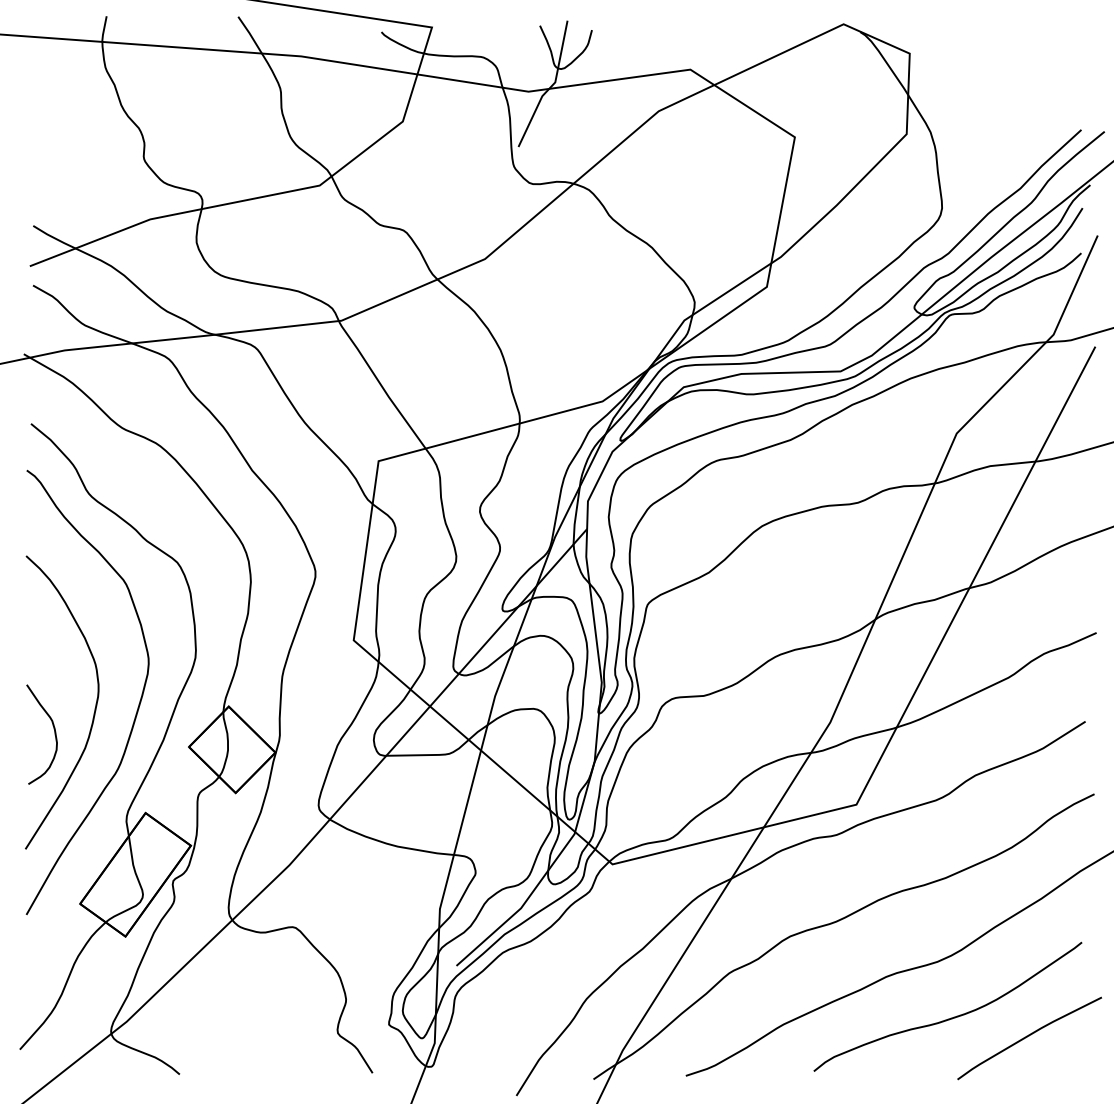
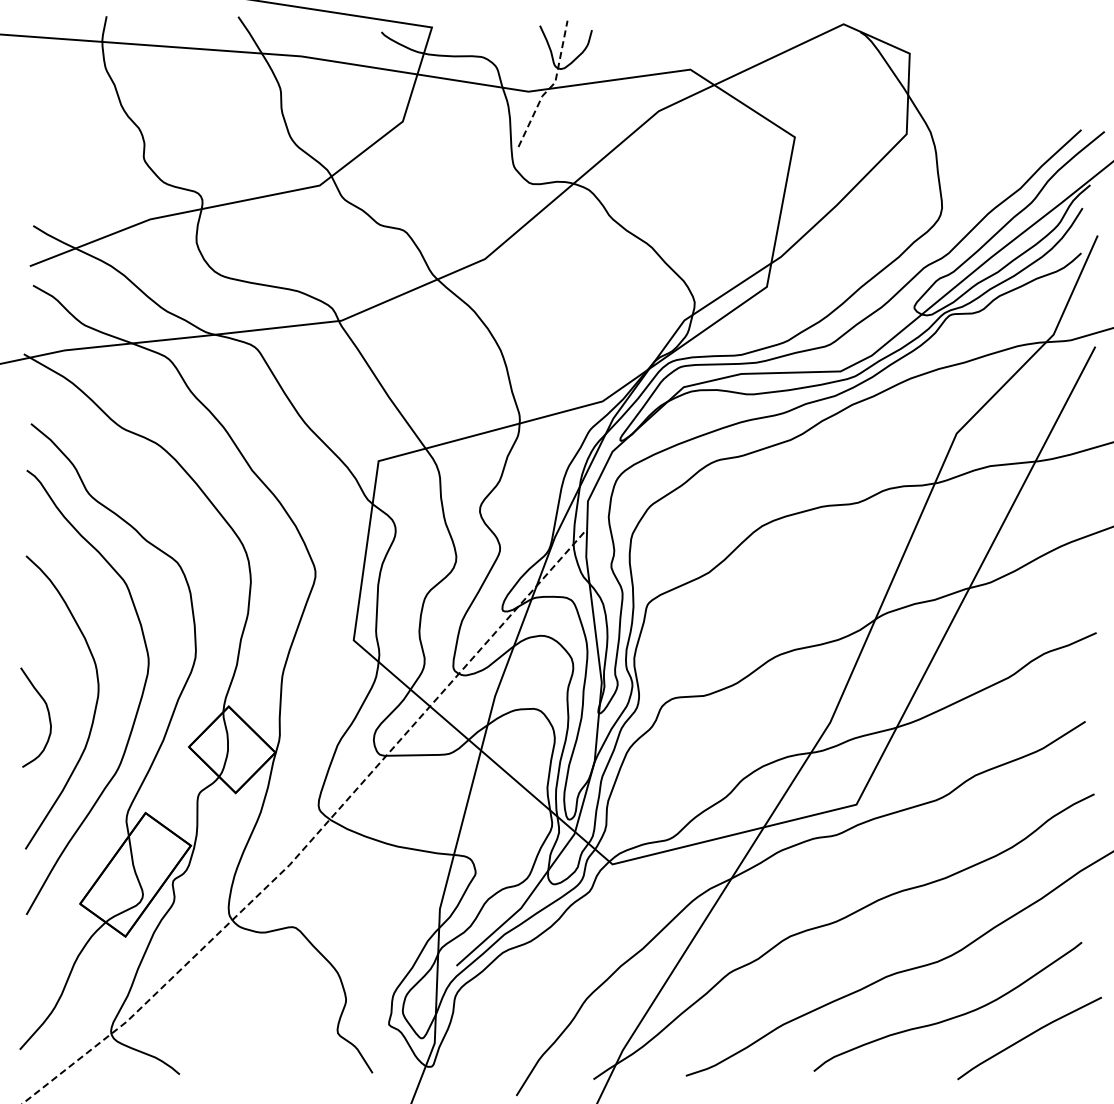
line: solid -> dashed (551, 86)
curve position: (53, 729) -> (47, 712) (47, 712)
line: solid -> dashed (318, 832)
